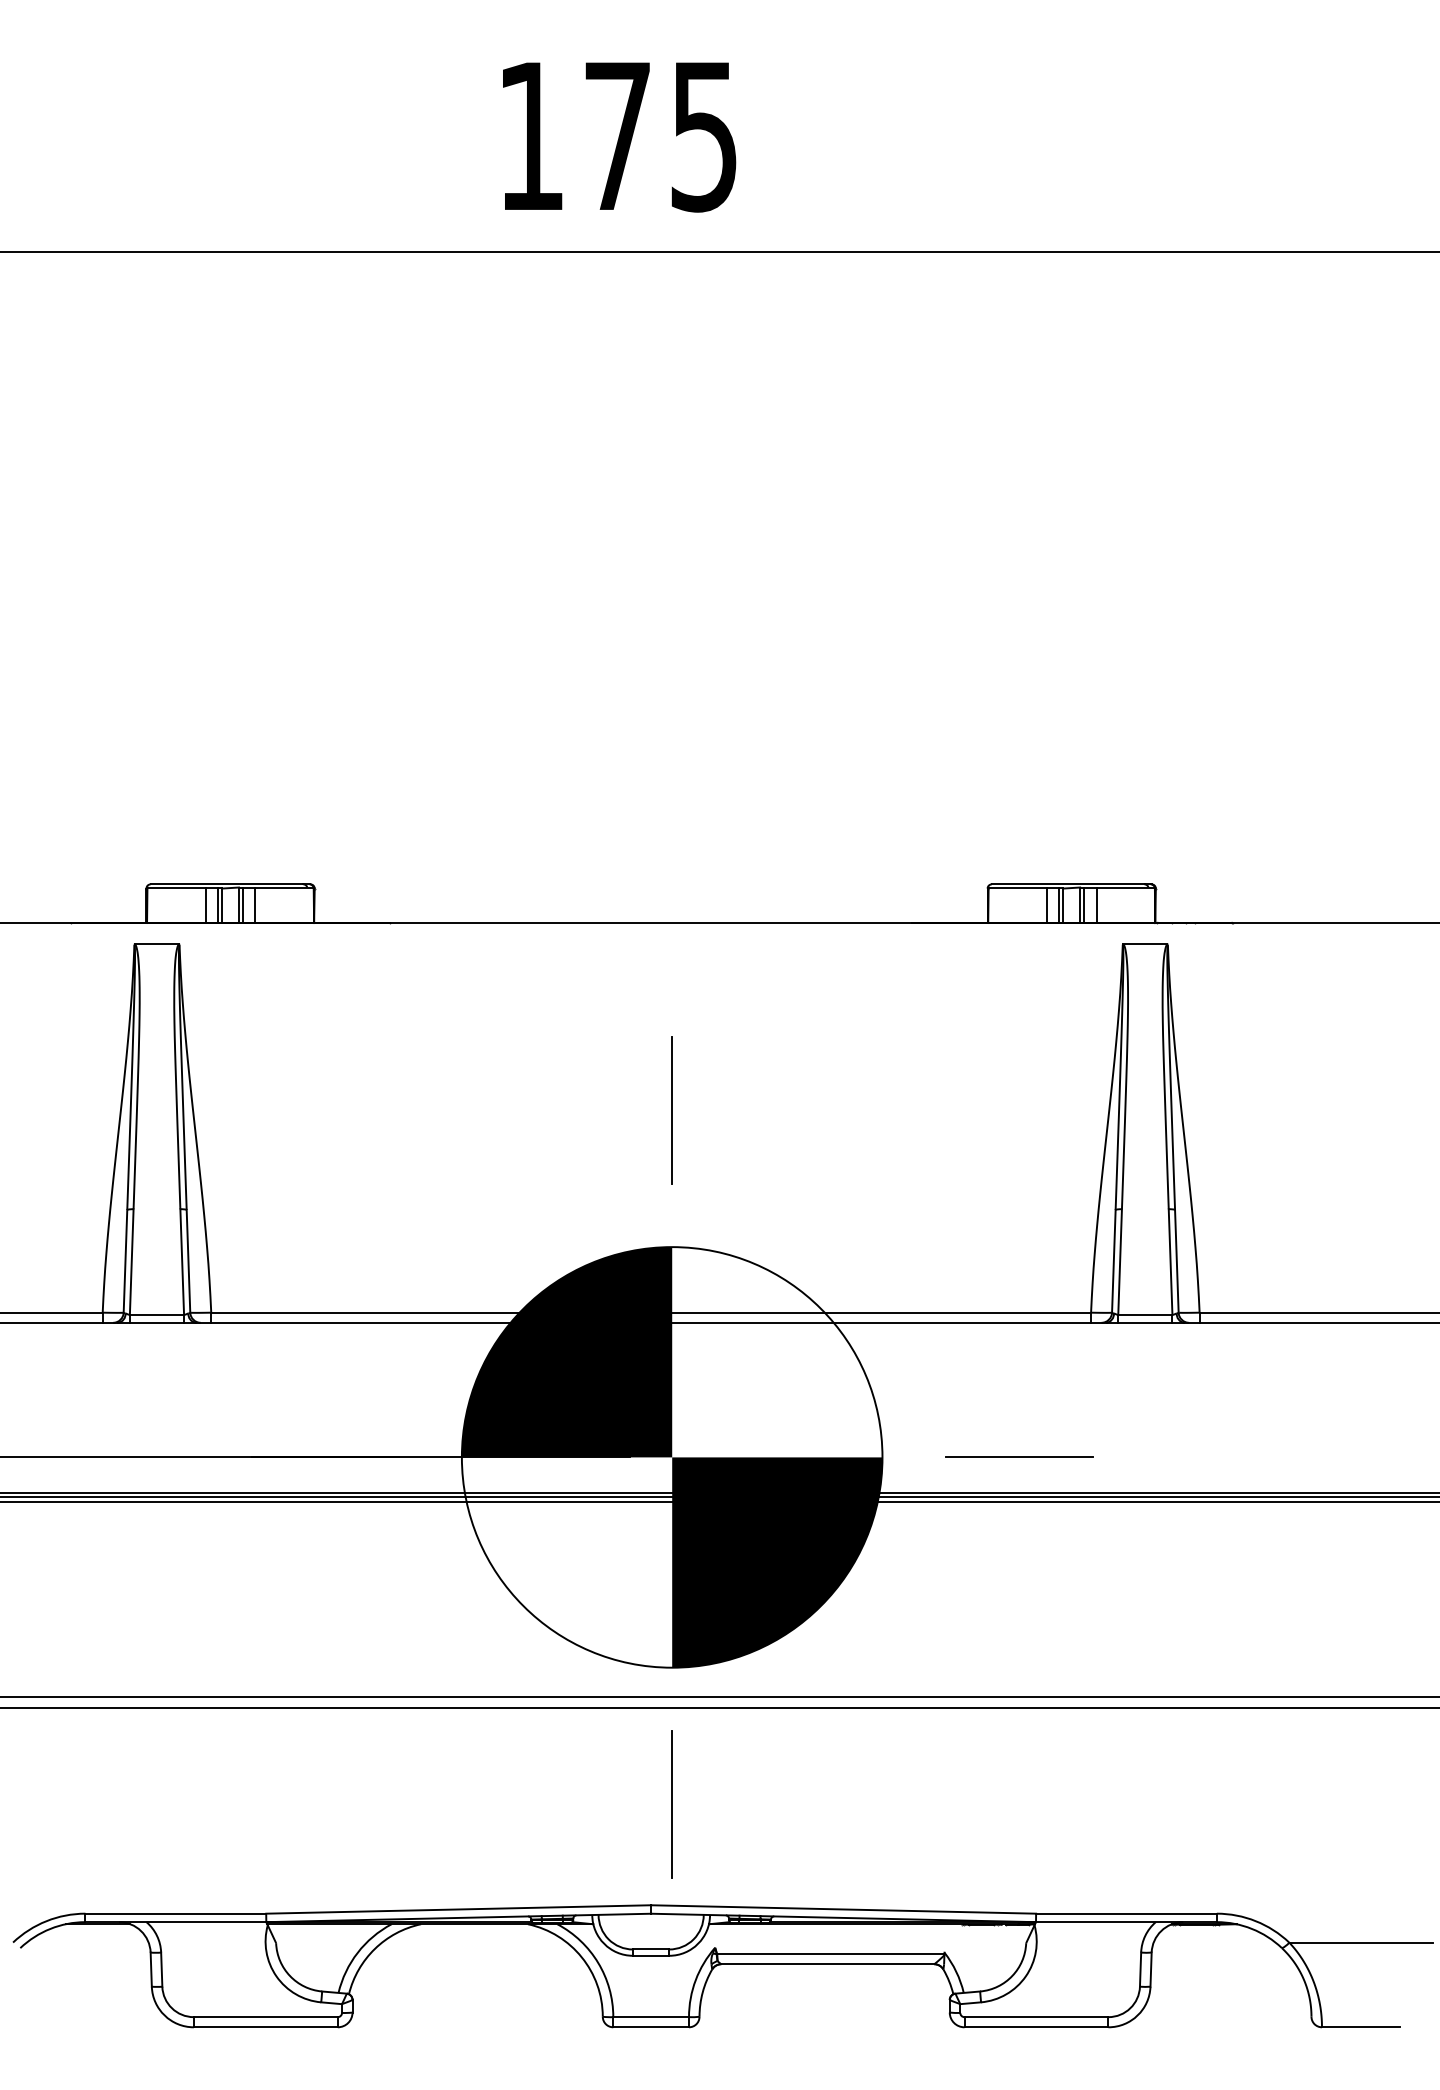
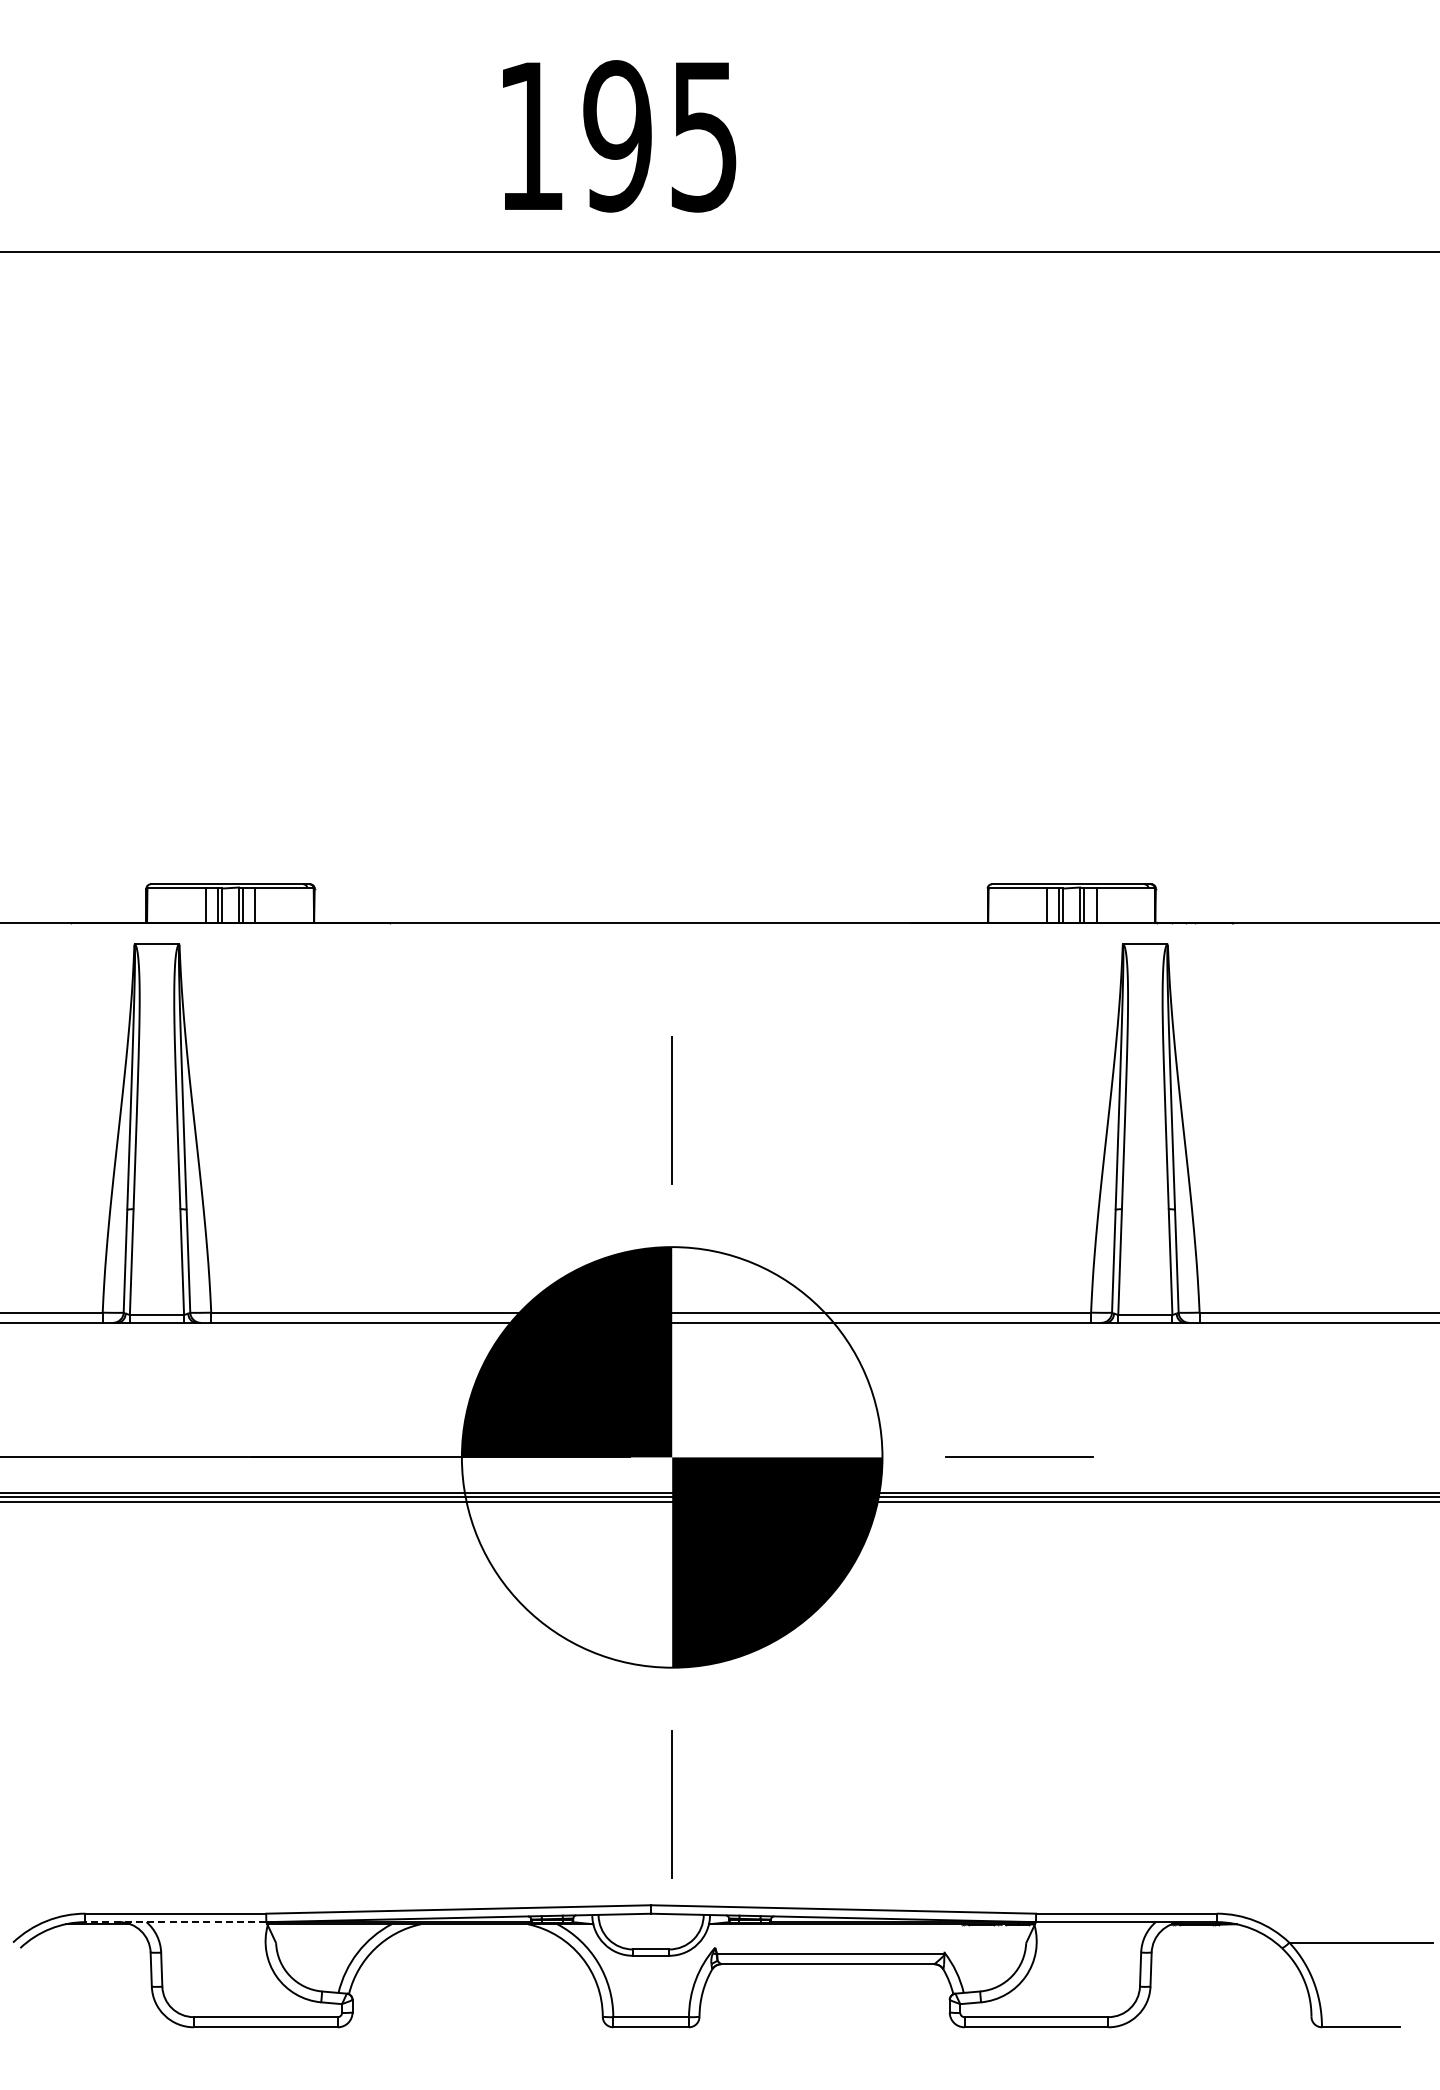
text: 175 -> 195 (617, 136)
line: present -> none (719, 1697)
line: present -> none (719, 1707)
line: solid -> dashed (175, 1922)
